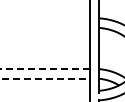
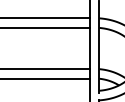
line: none -> present (45, 18)
line: none -> present (45, 27)
line: dashed -> solid (45, 68)
line: dashed -> solid (45, 78)
